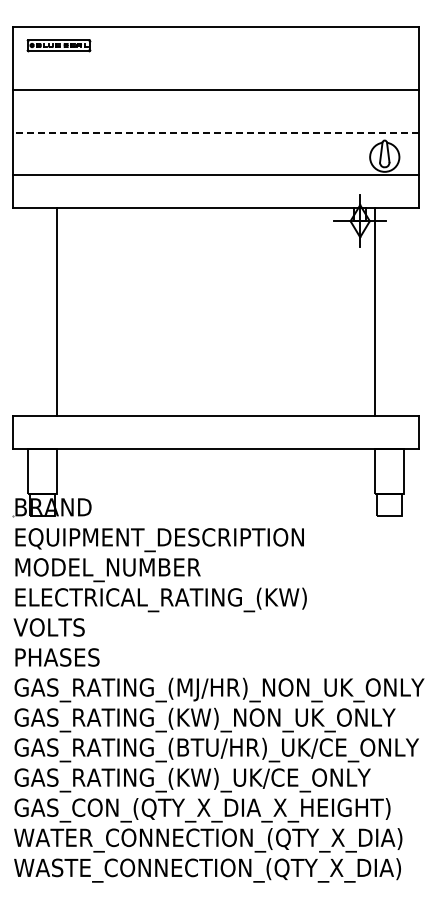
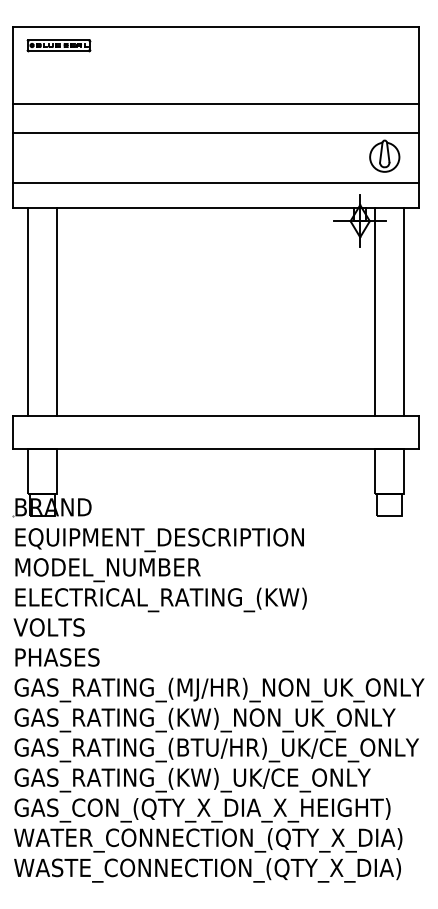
line position: (215, 90) -> (215, 104) (215, 104)
line: dashed -> solid (216, 133)
line position: (215, 174) -> (215, 182) (215, 182)
line: none -> present (28, 311)
line: none -> present (403, 311)
